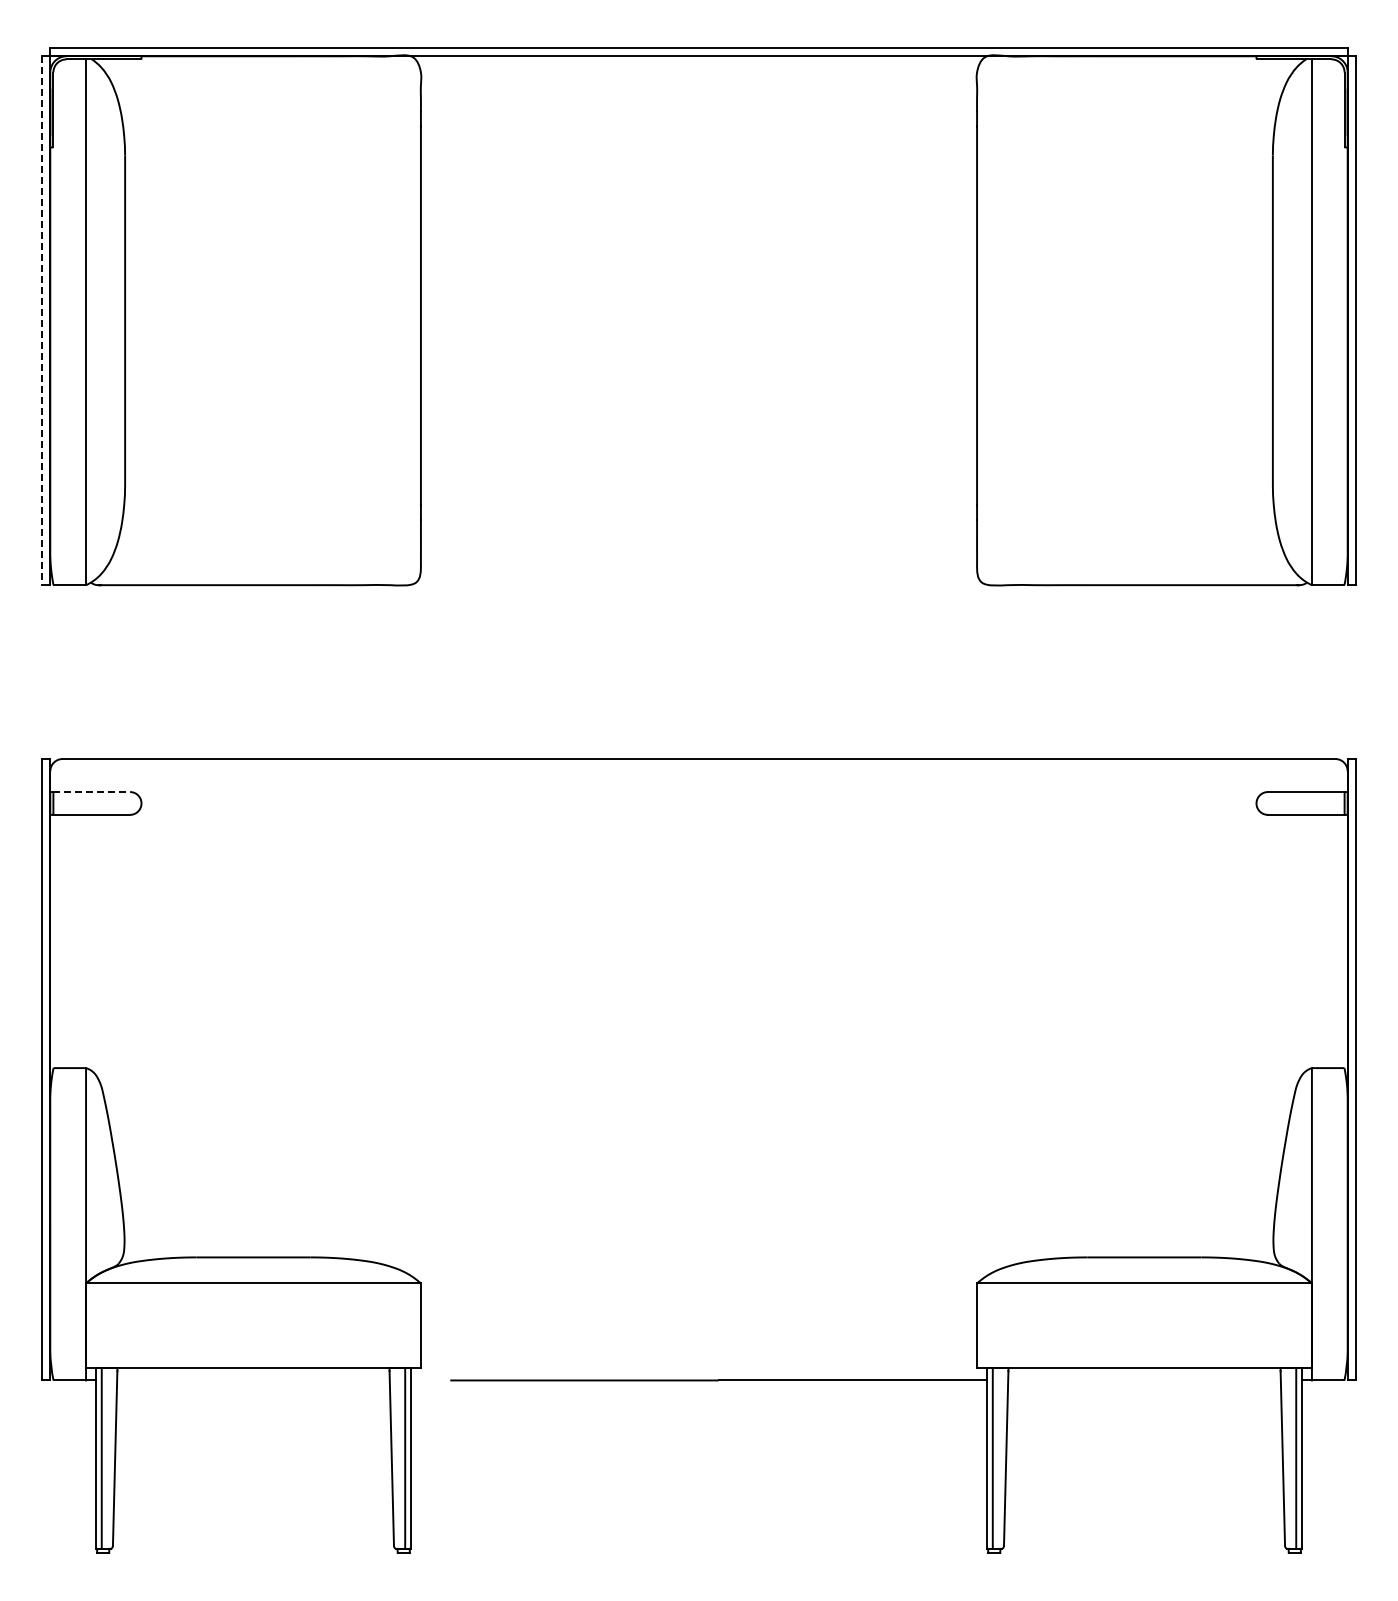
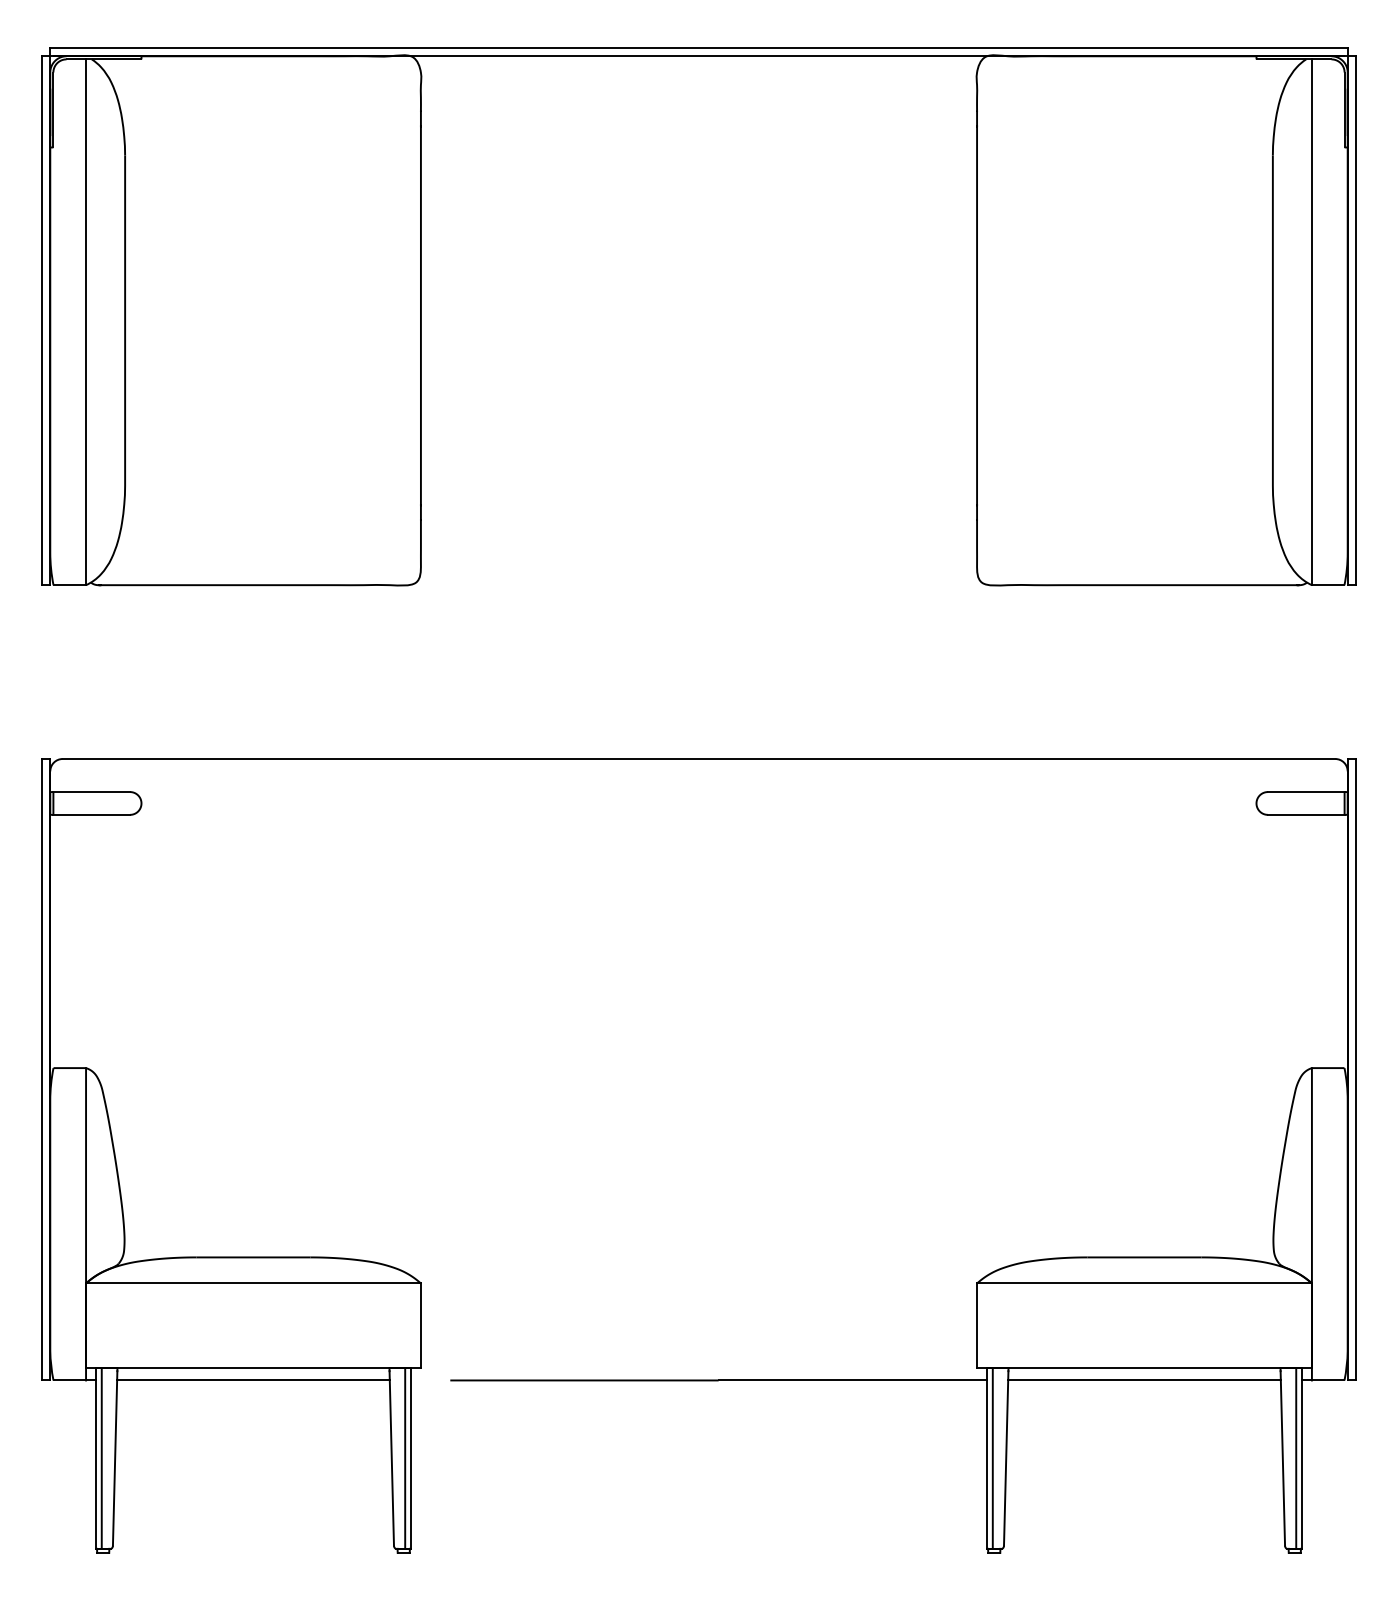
line: dashed -> solid (42, 321)
line: dashed -> solid (92, 792)
line: none -> present (253, 1380)
line: none -> present (1144, 1380)
